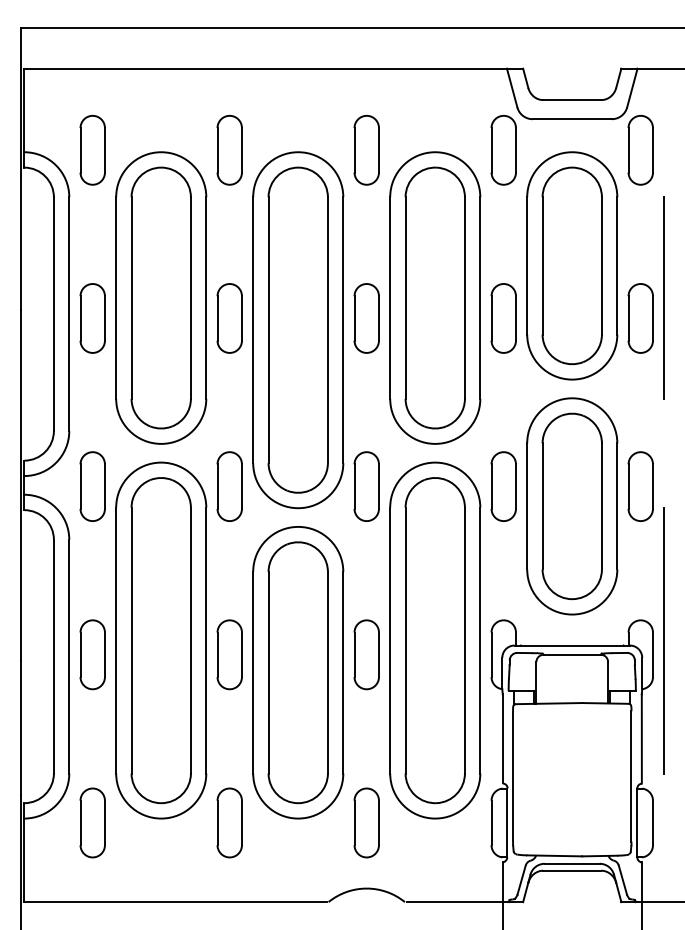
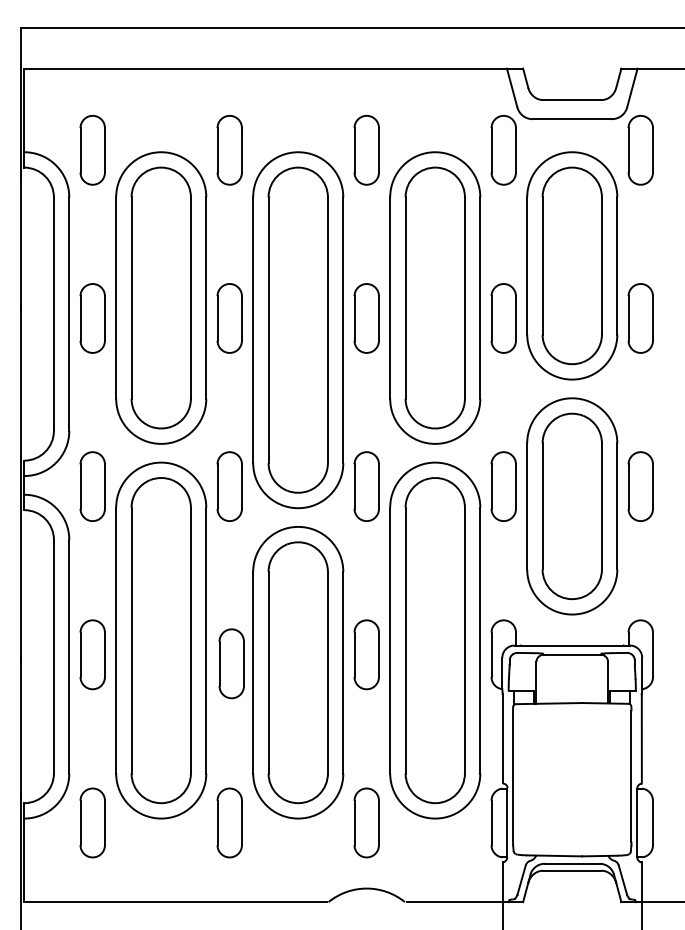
line: present -> none (664, 297)
line: present -> none (664, 640)
part position: (229, 654) -> (231, 663) (231, 663)
